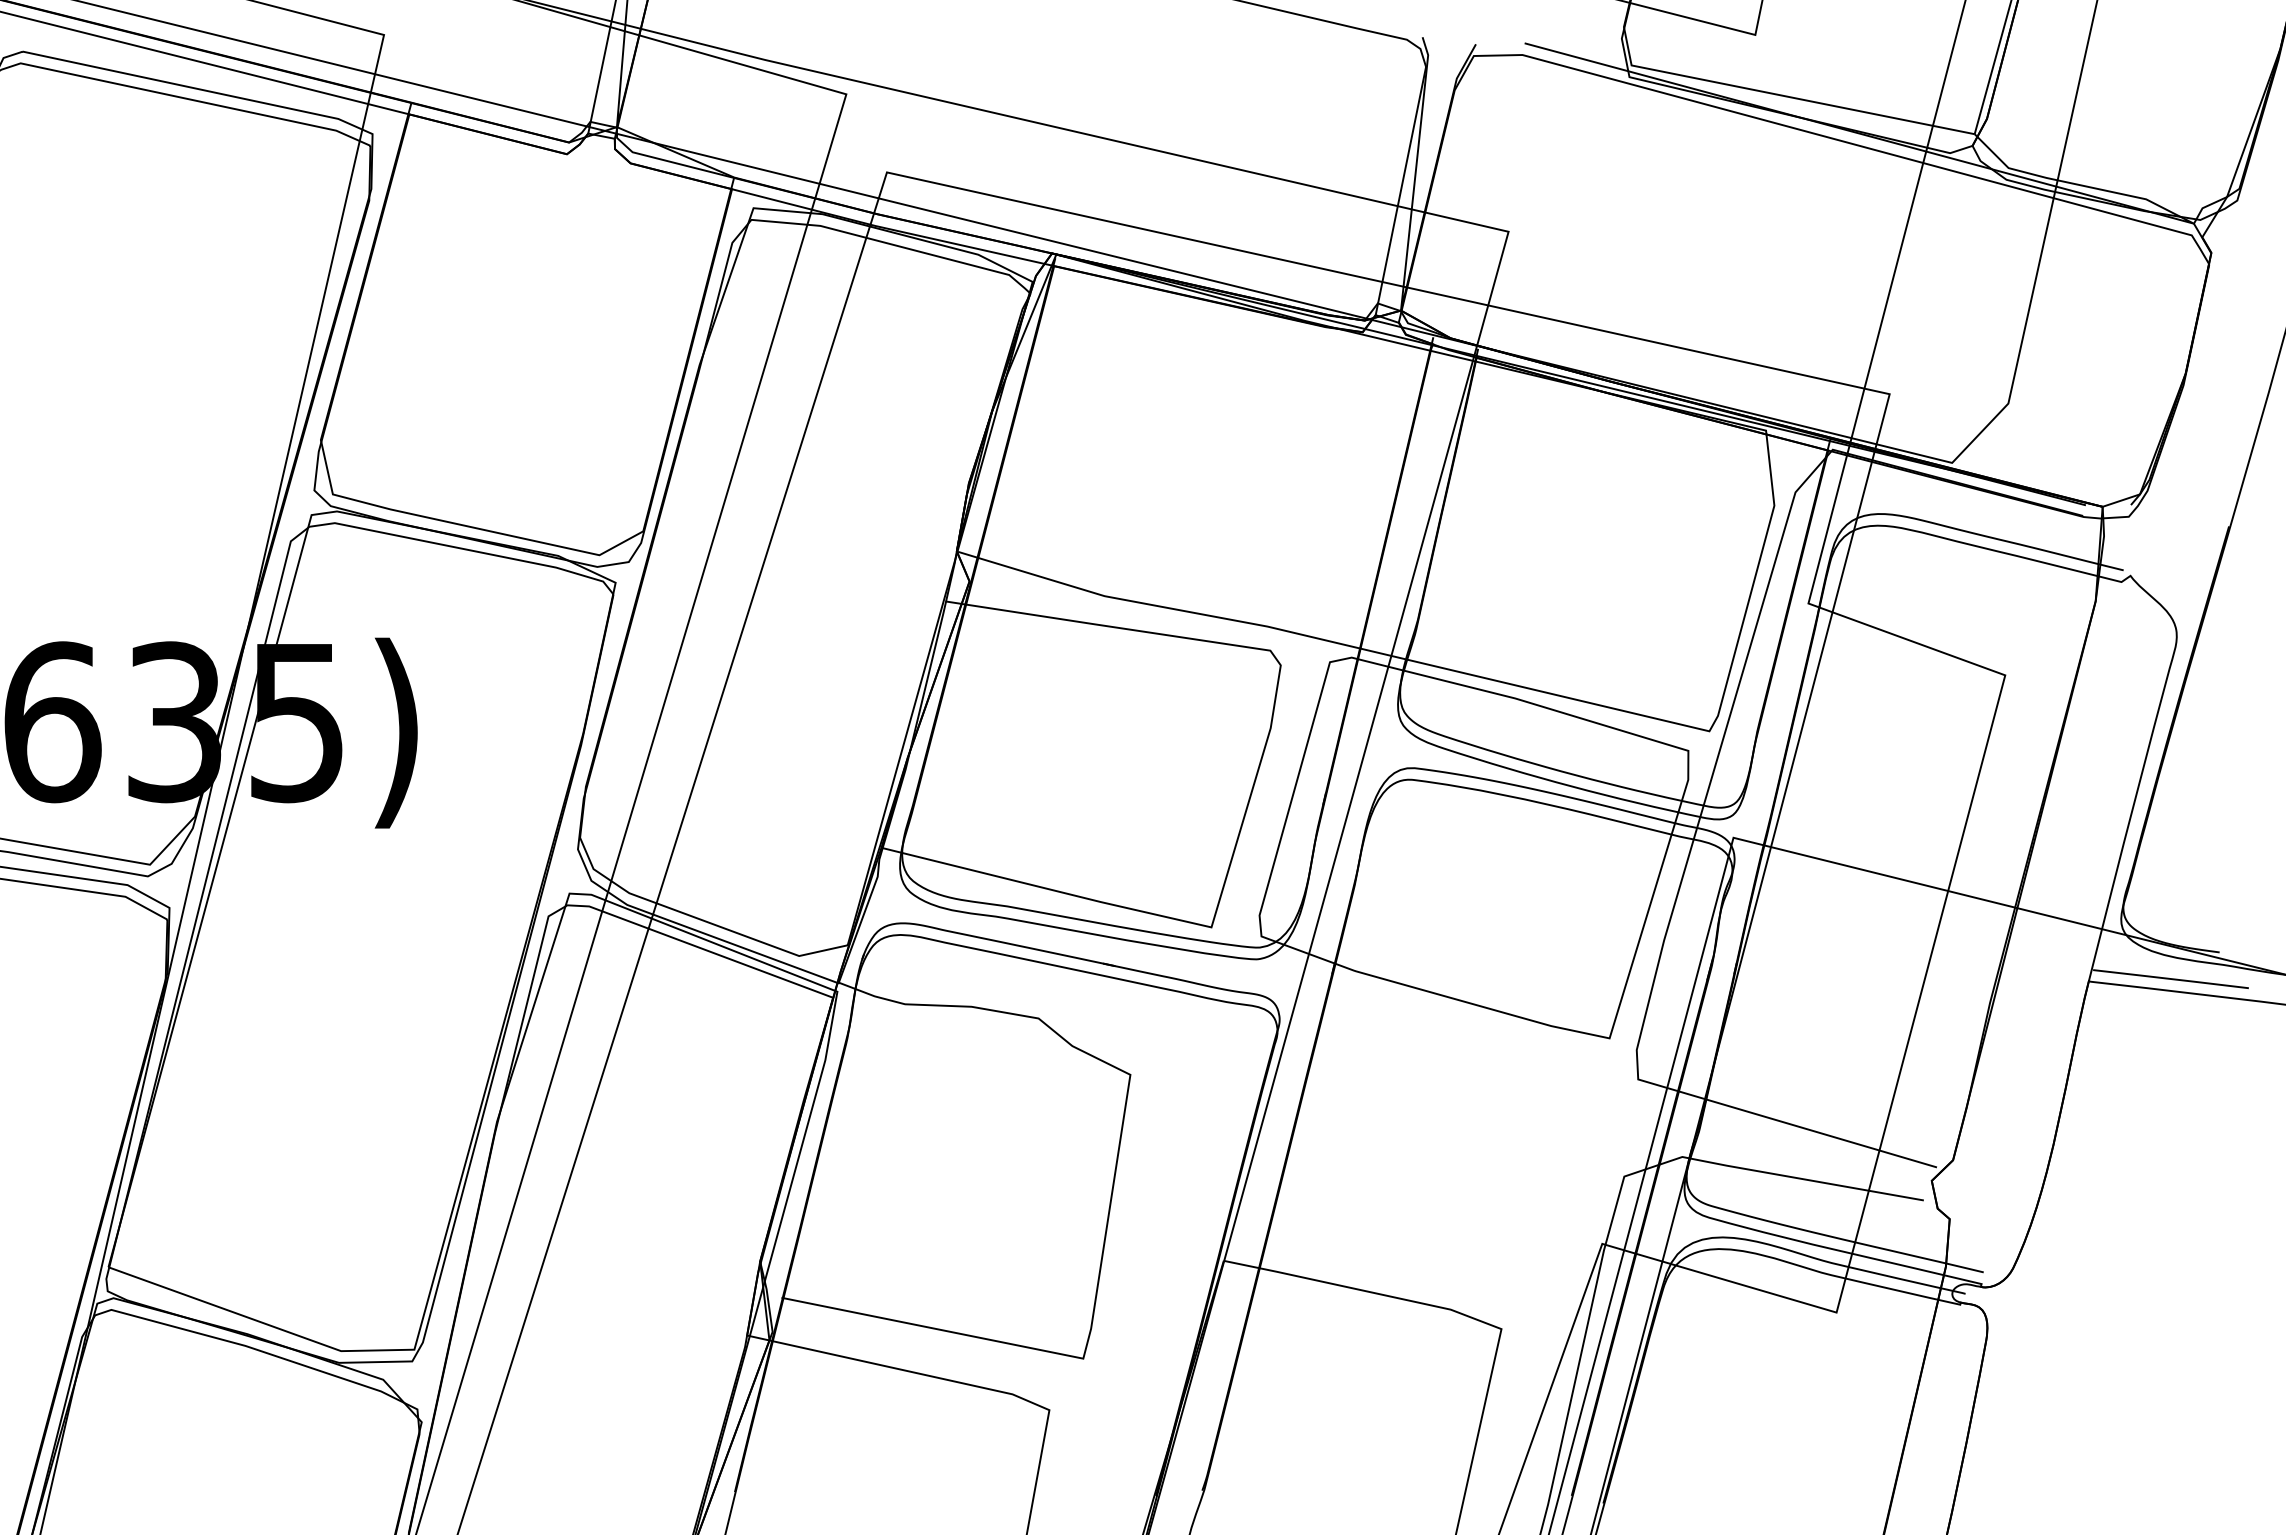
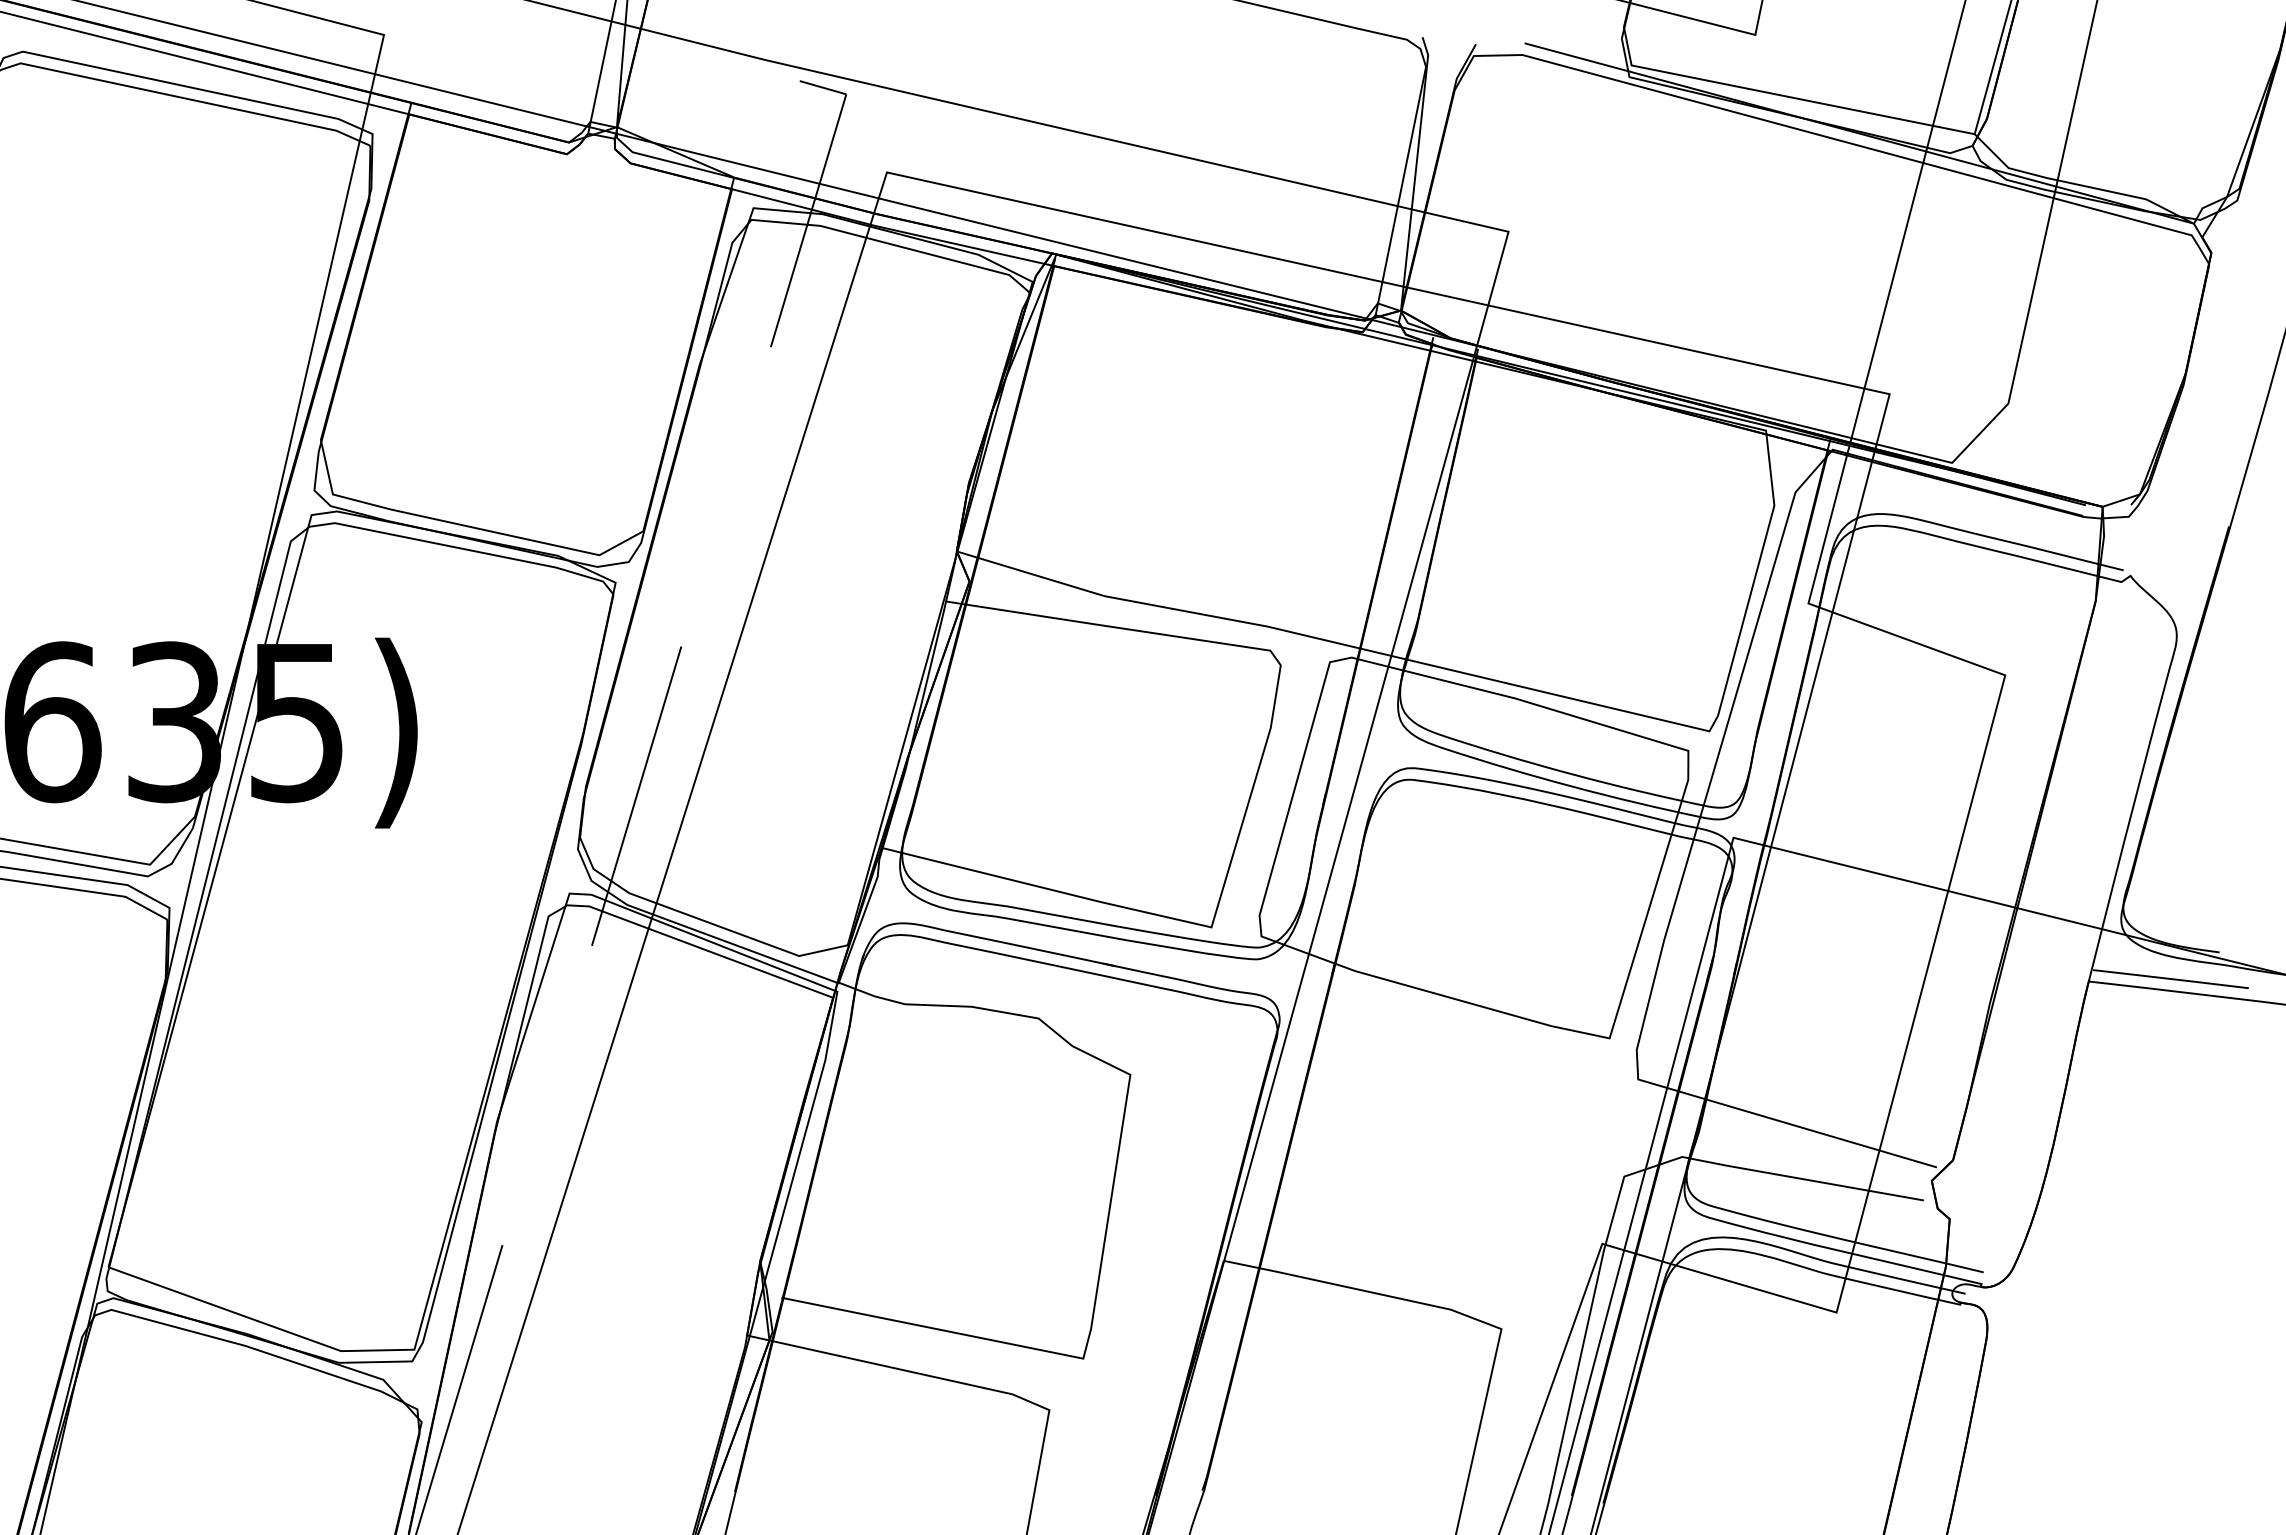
line: solid -> dashed (680, 649)
